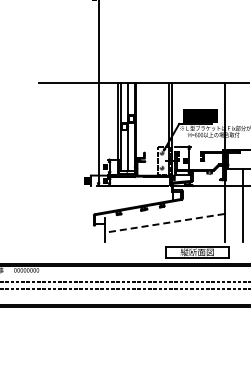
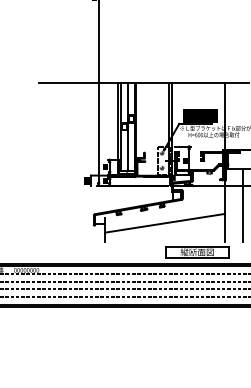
line: dashed -> solid (164, 223)
line: none -> present (124, 273)
line: none -> present (124, 297)
